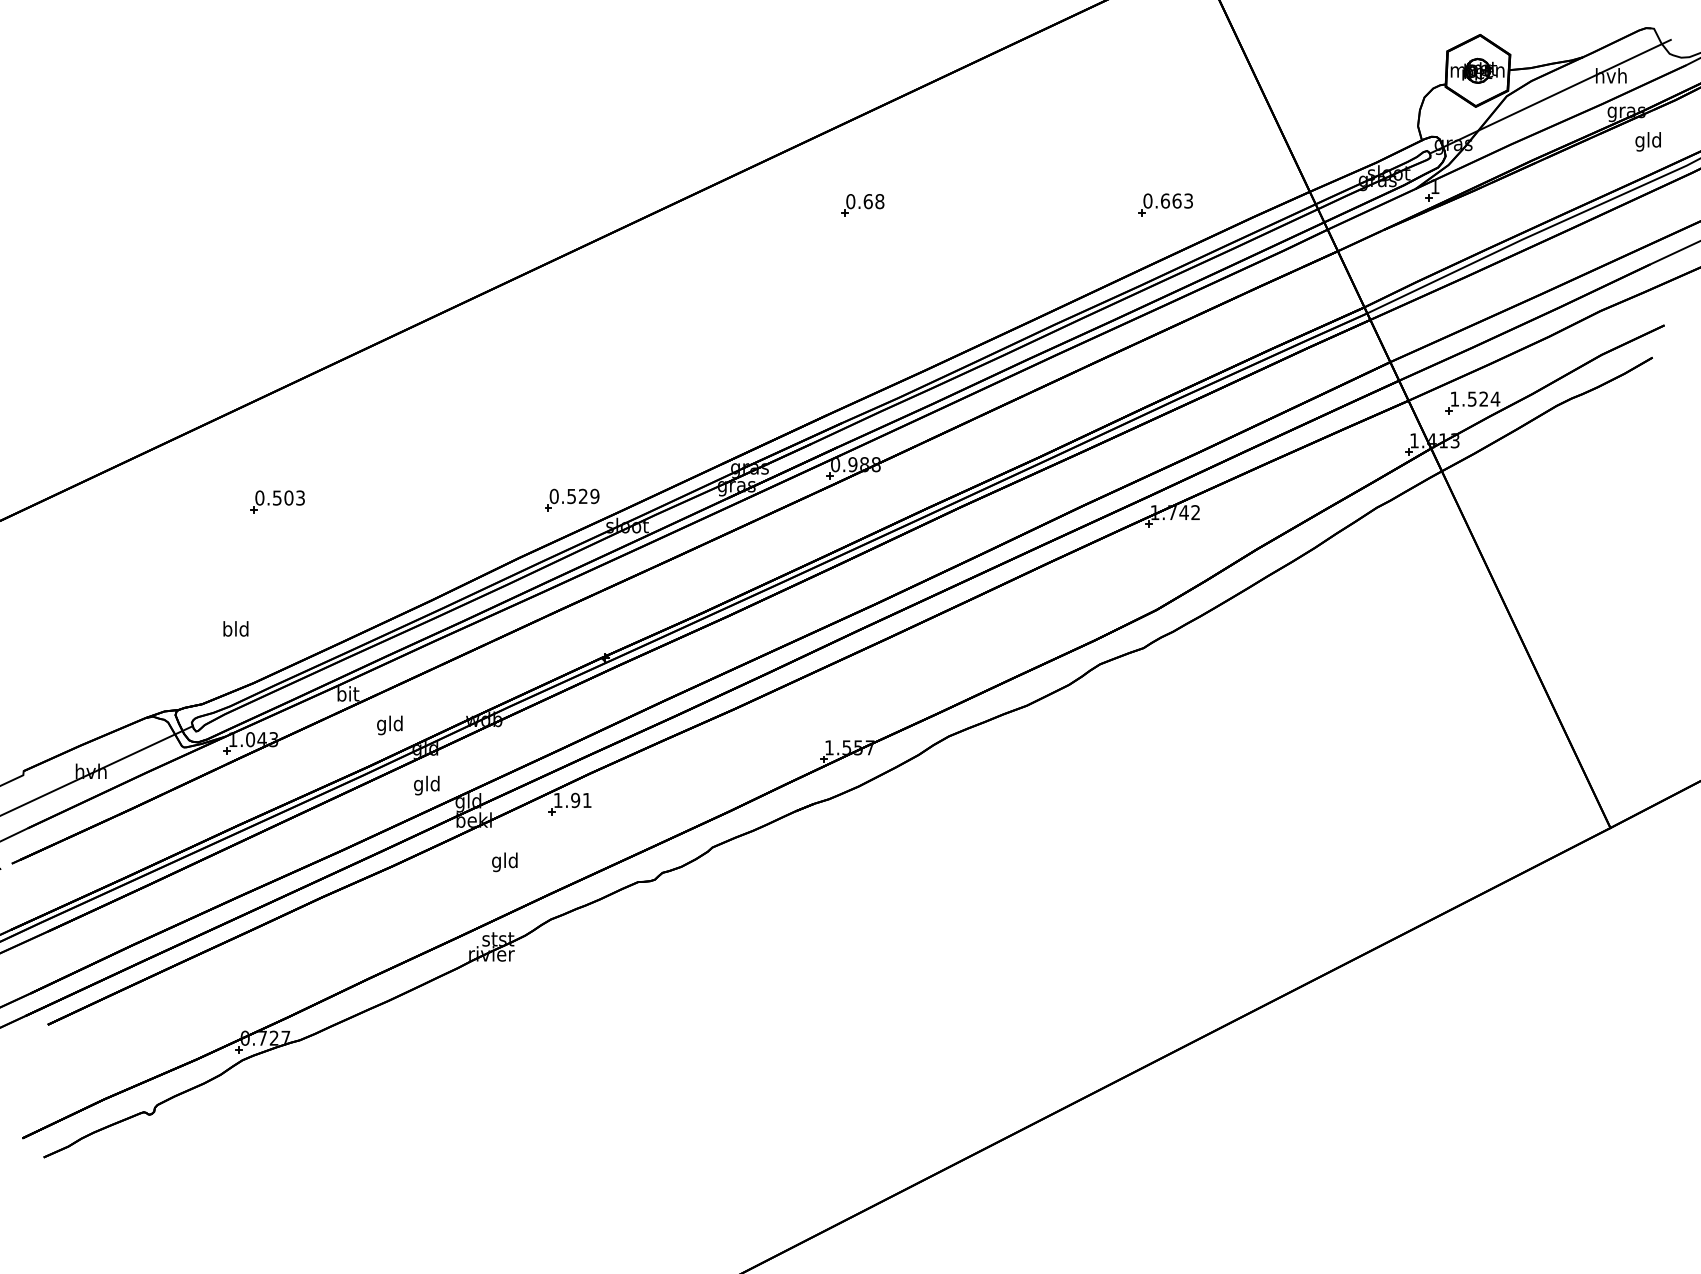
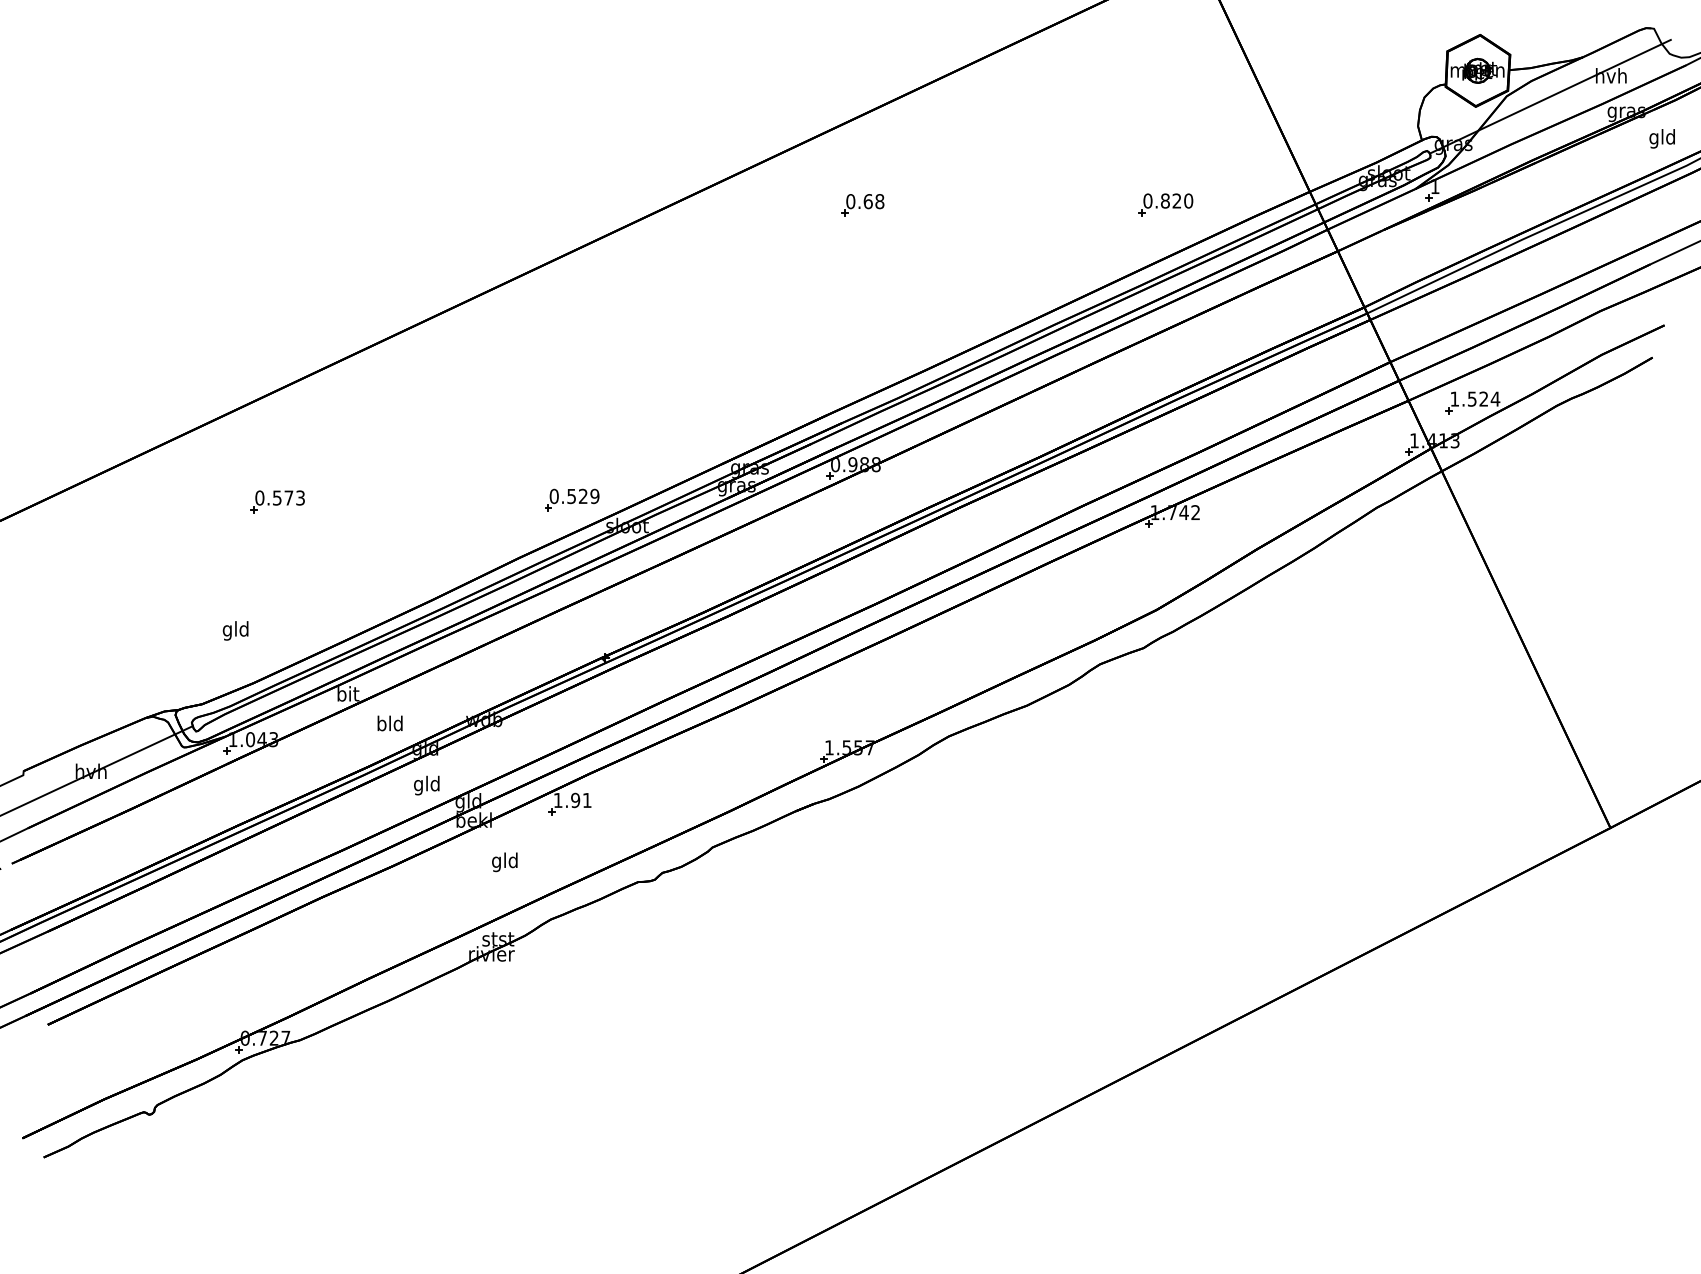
text position: (1647, 141) -> (1661, 138) (1661, 138)
text: 0.663 -> 0.820 (1176, 200)
text: 0.503 -> 0.573 (288, 497)
text: bld -> gld (227, 630)
text: gld -> bld (381, 725)
